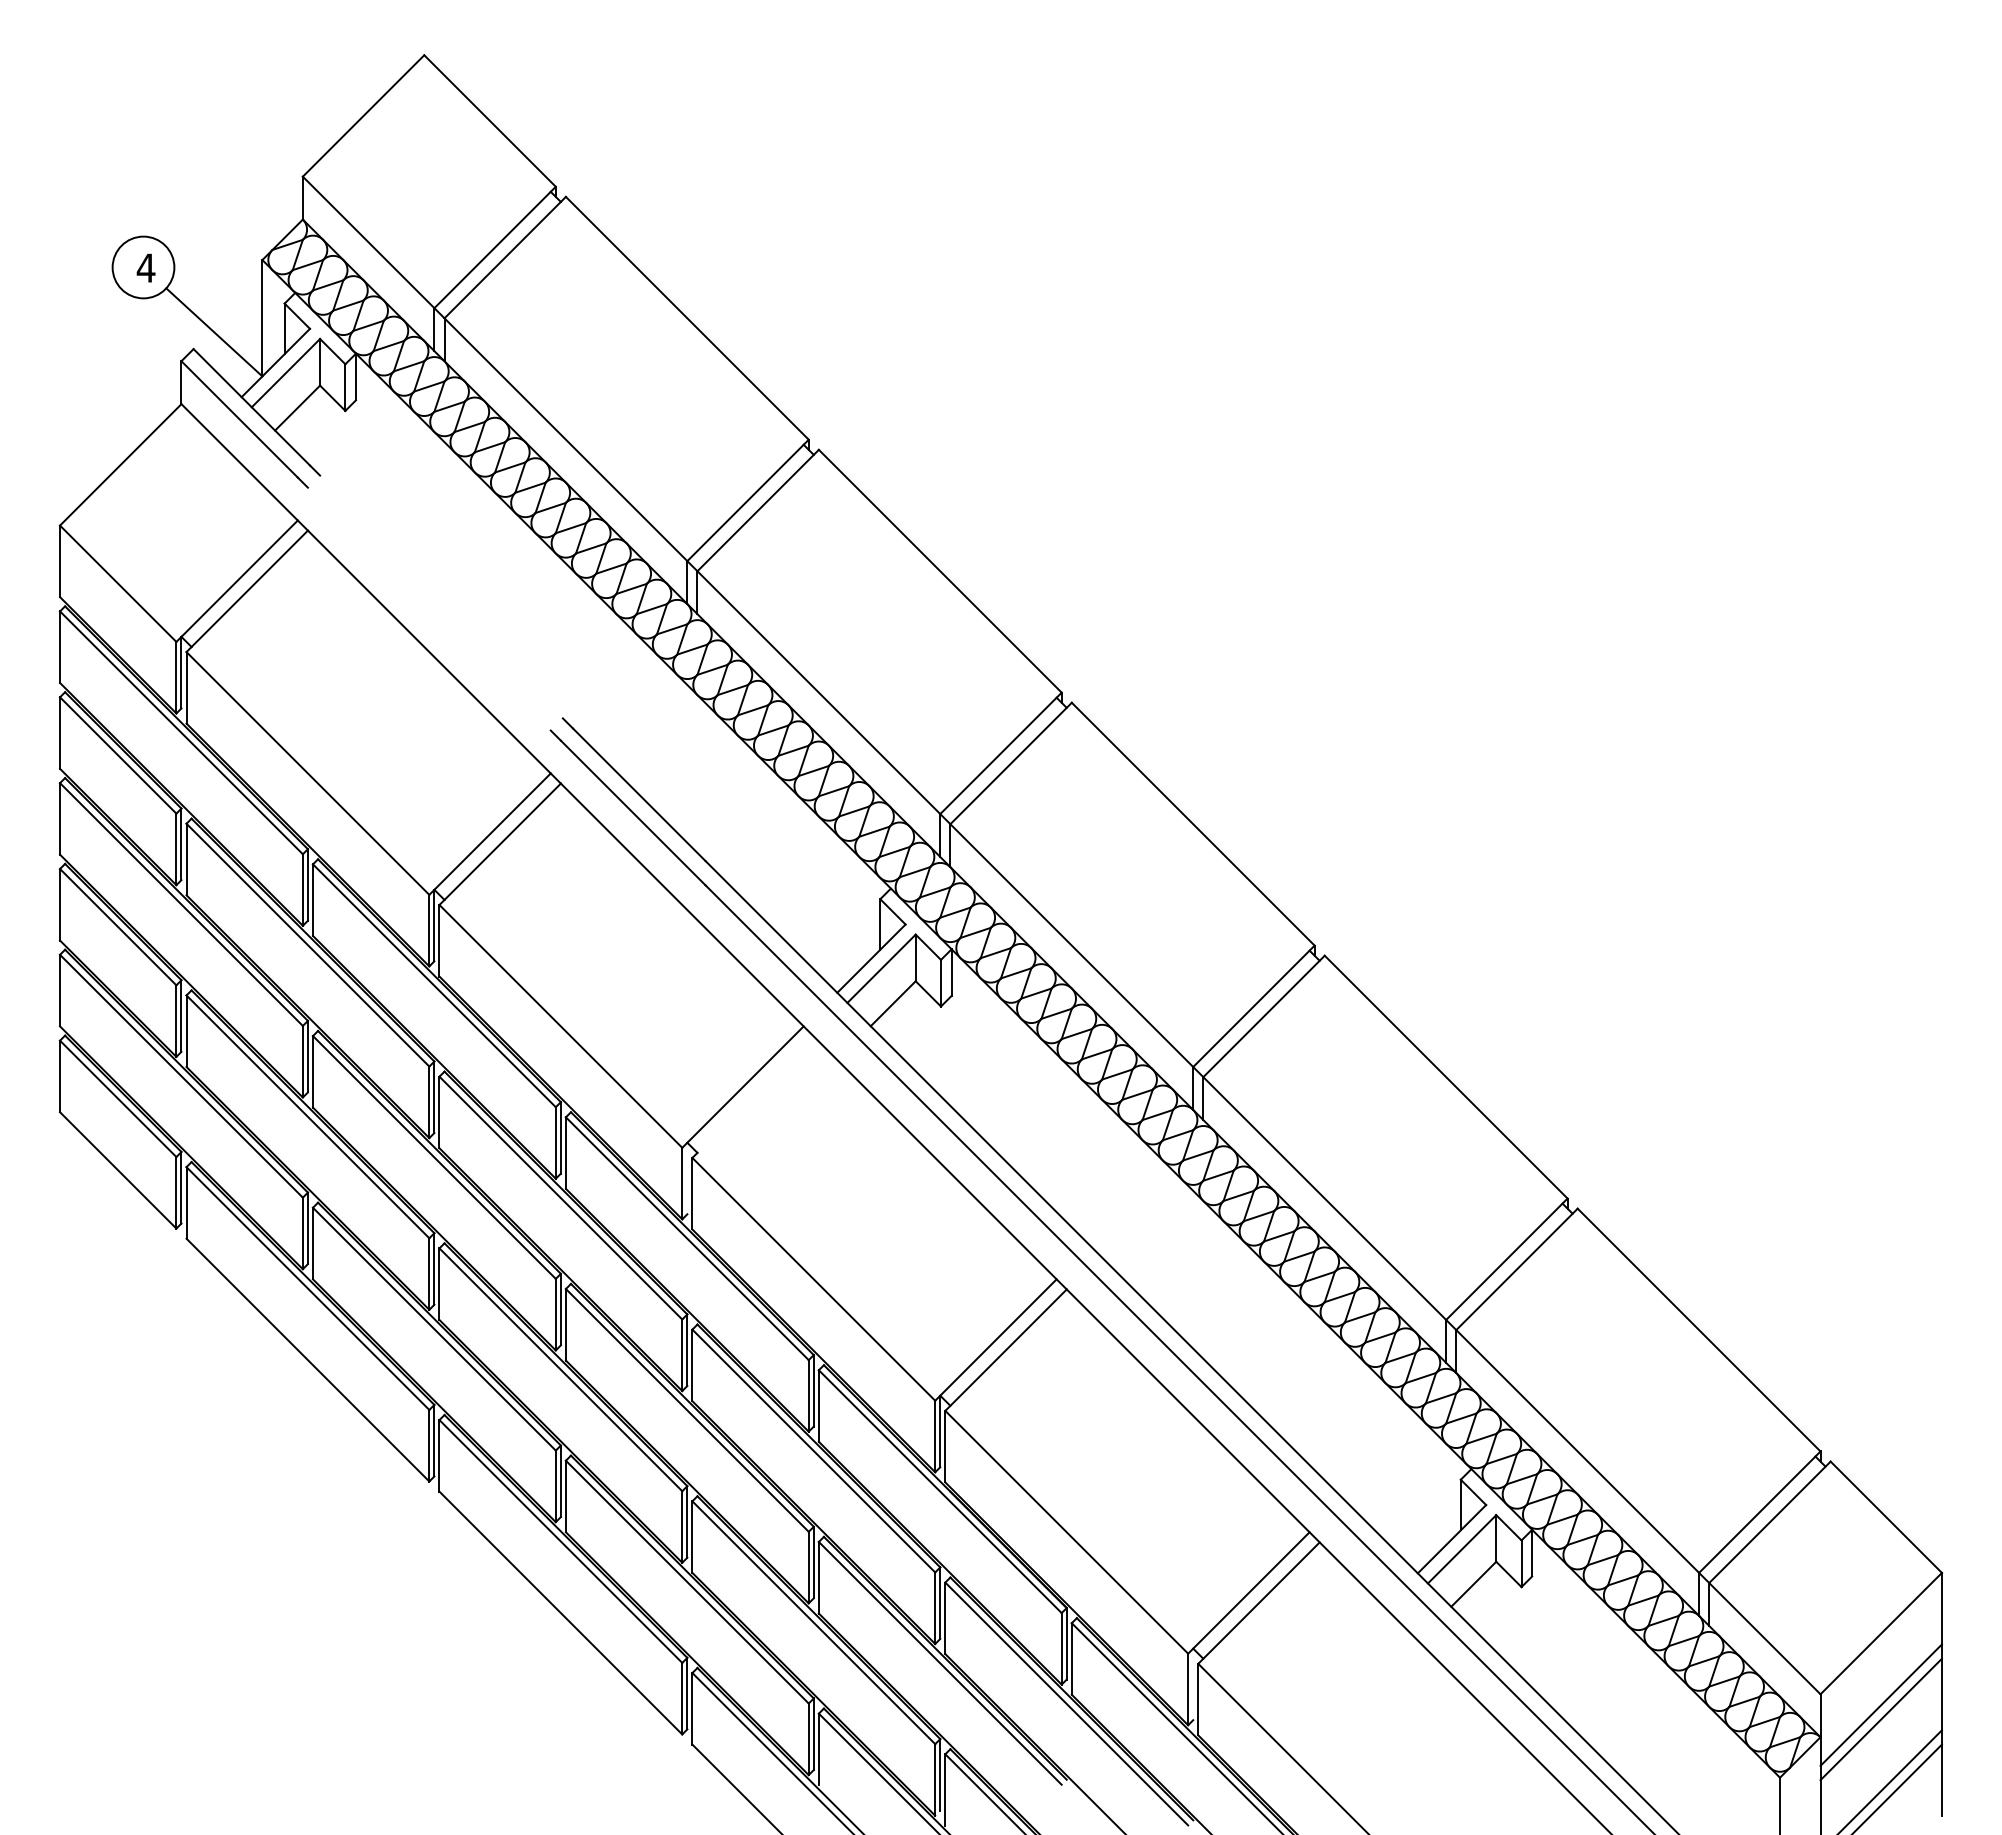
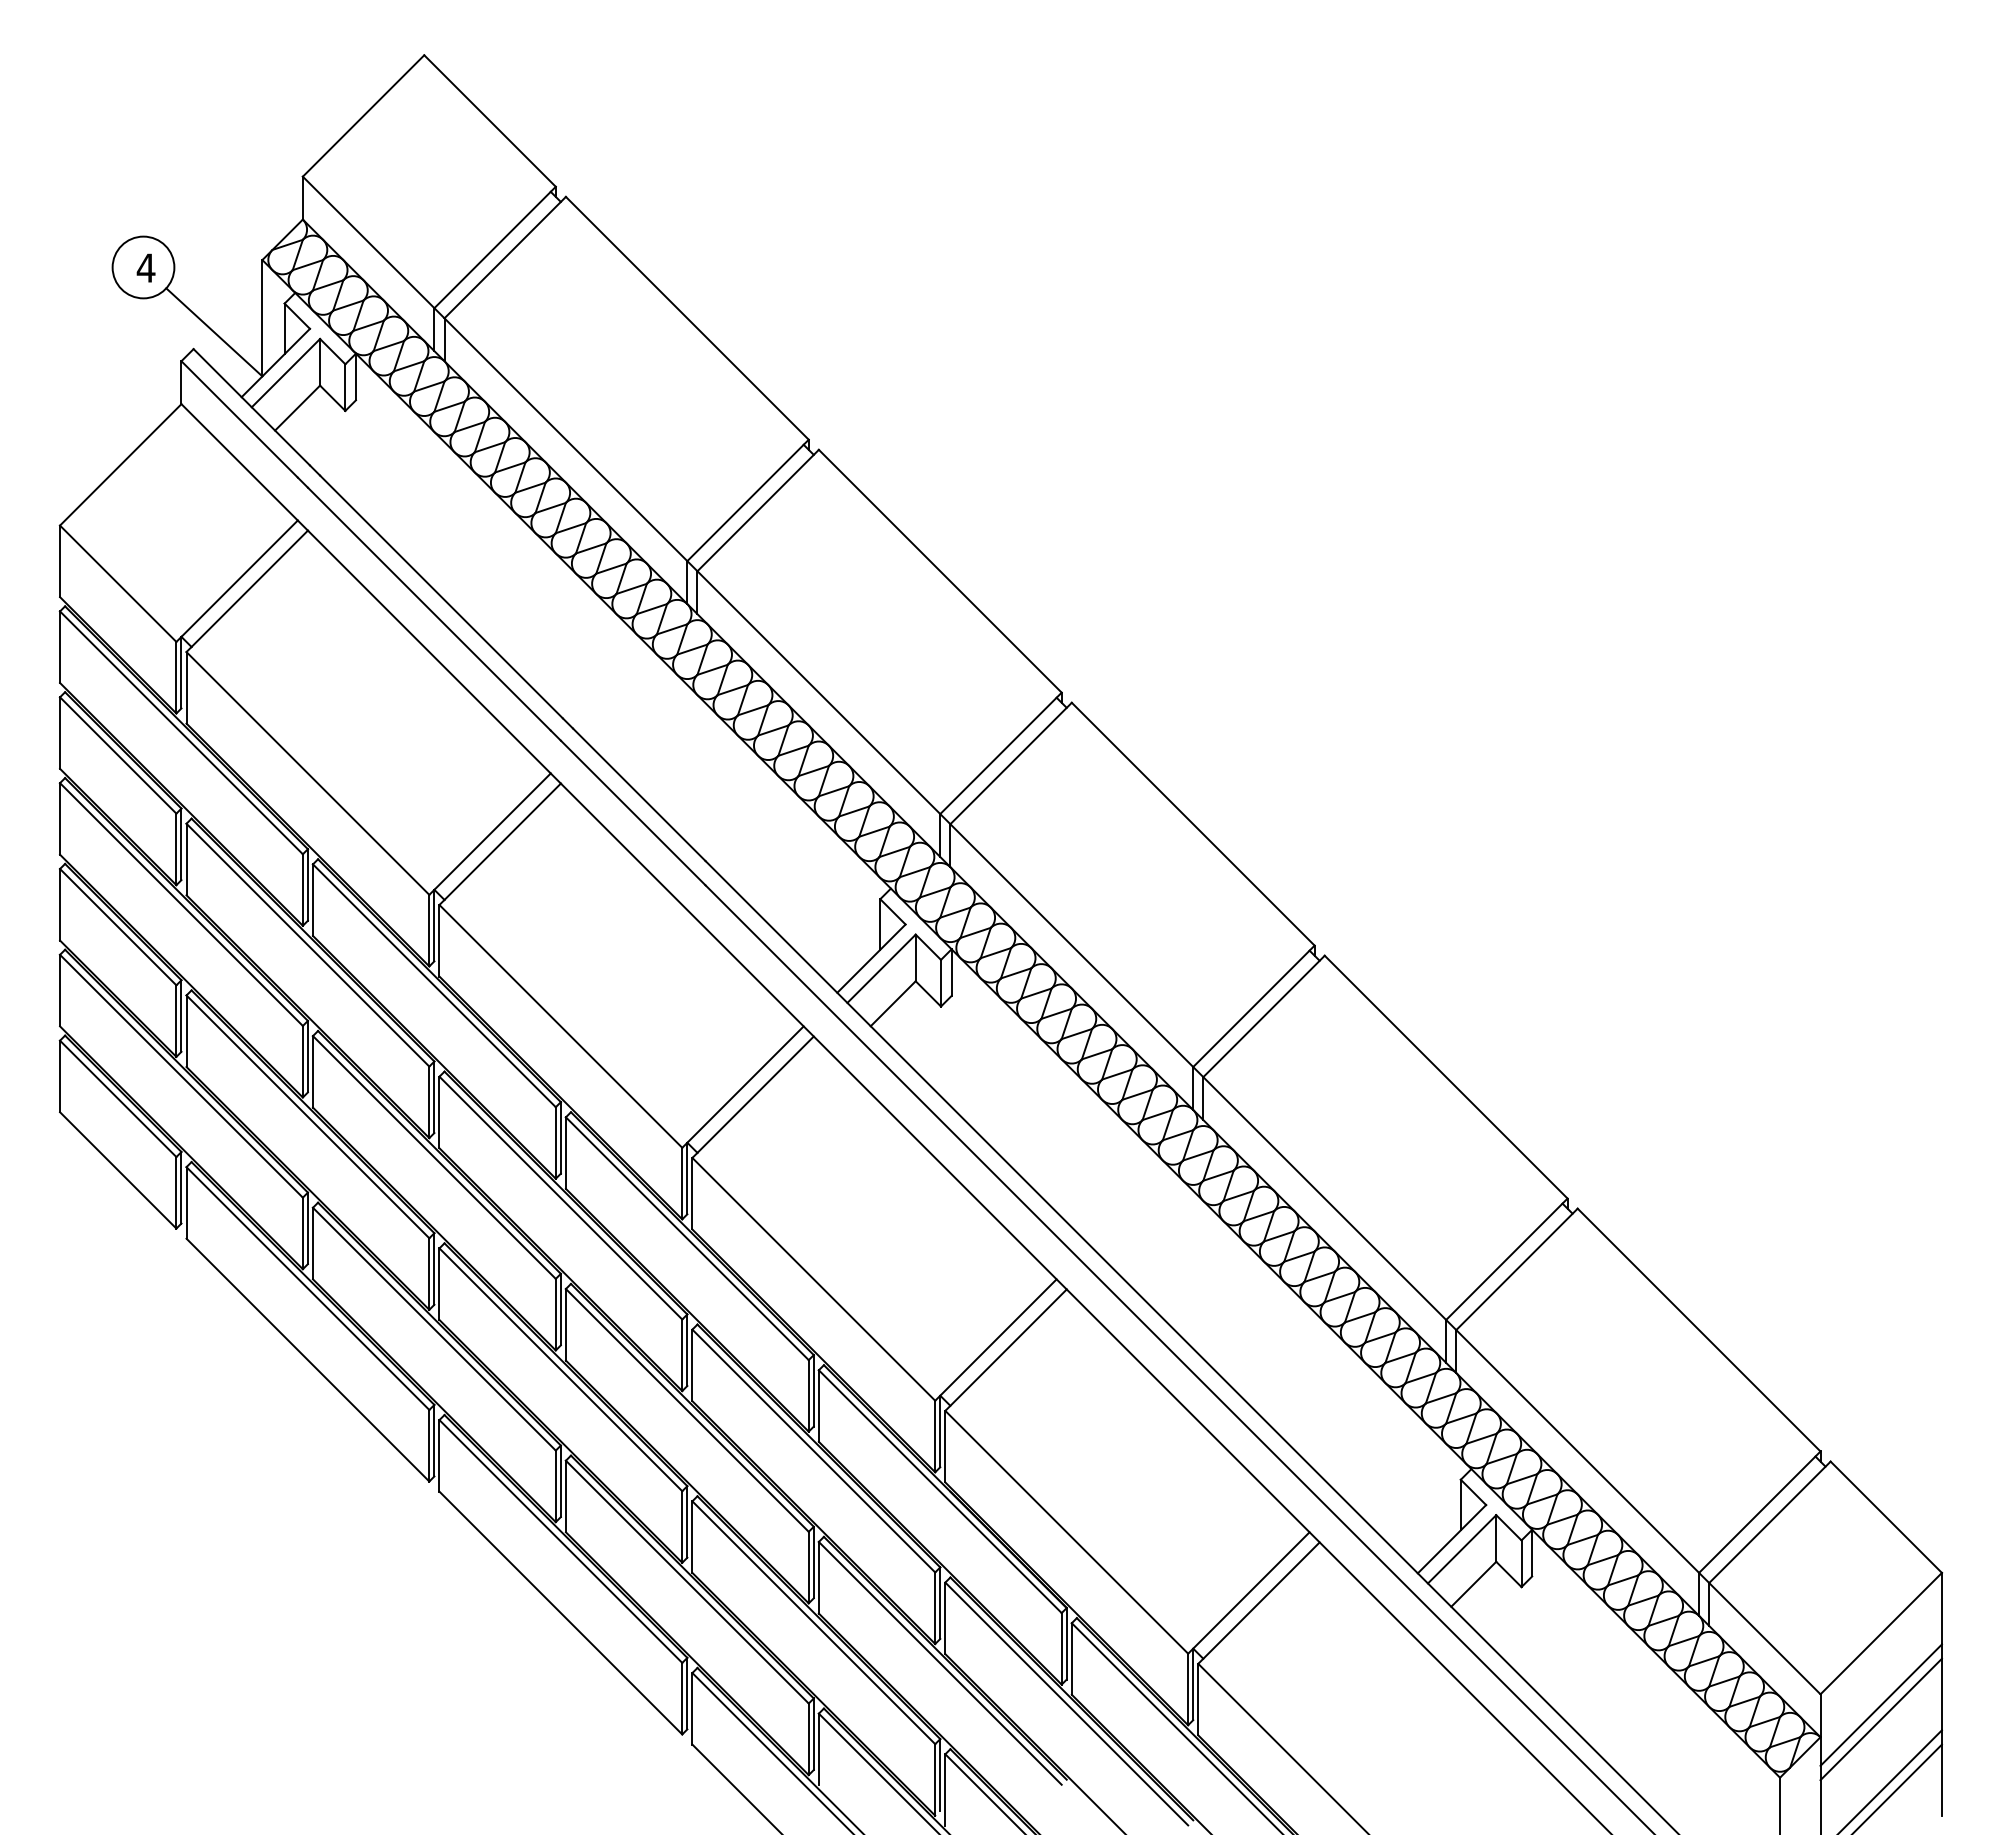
line: none -> present (441, 596)
line: none -> present (428, 608)
line: none -> present (755, 1094)
line: none -> present (687, 1178)
line: none -> present (1193, 1684)
